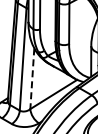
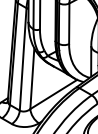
line: dashed -> solid (32, 79)
